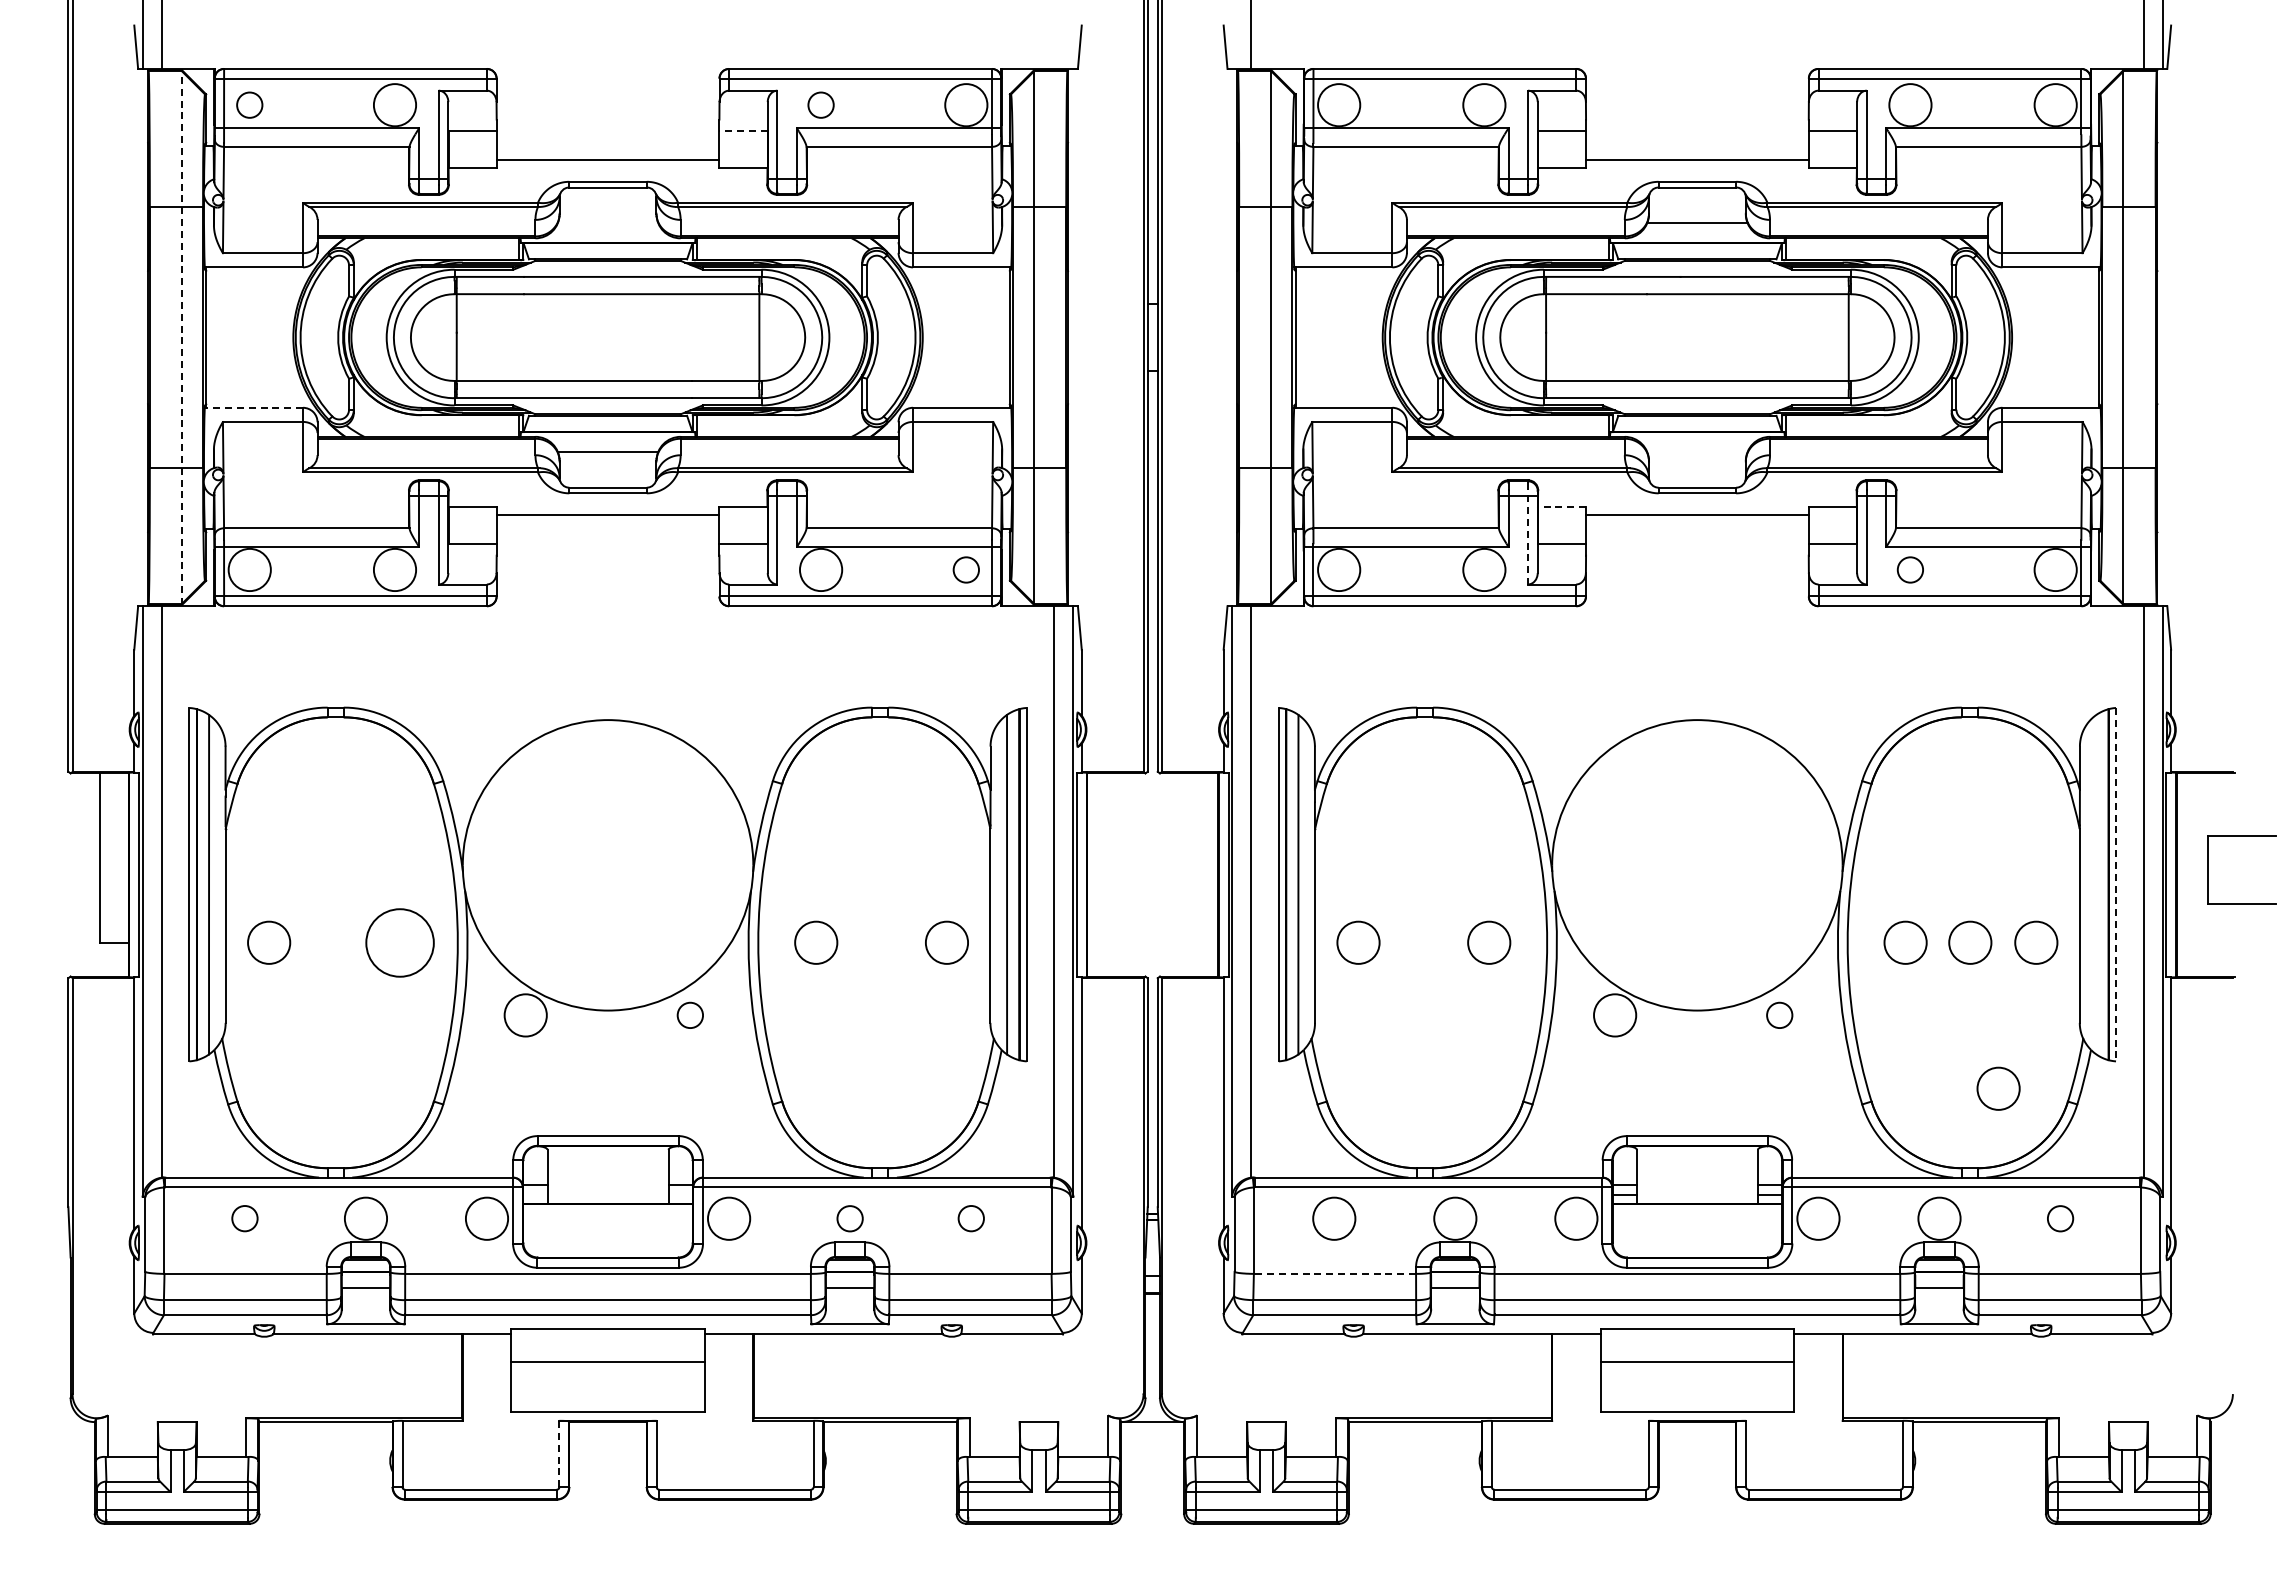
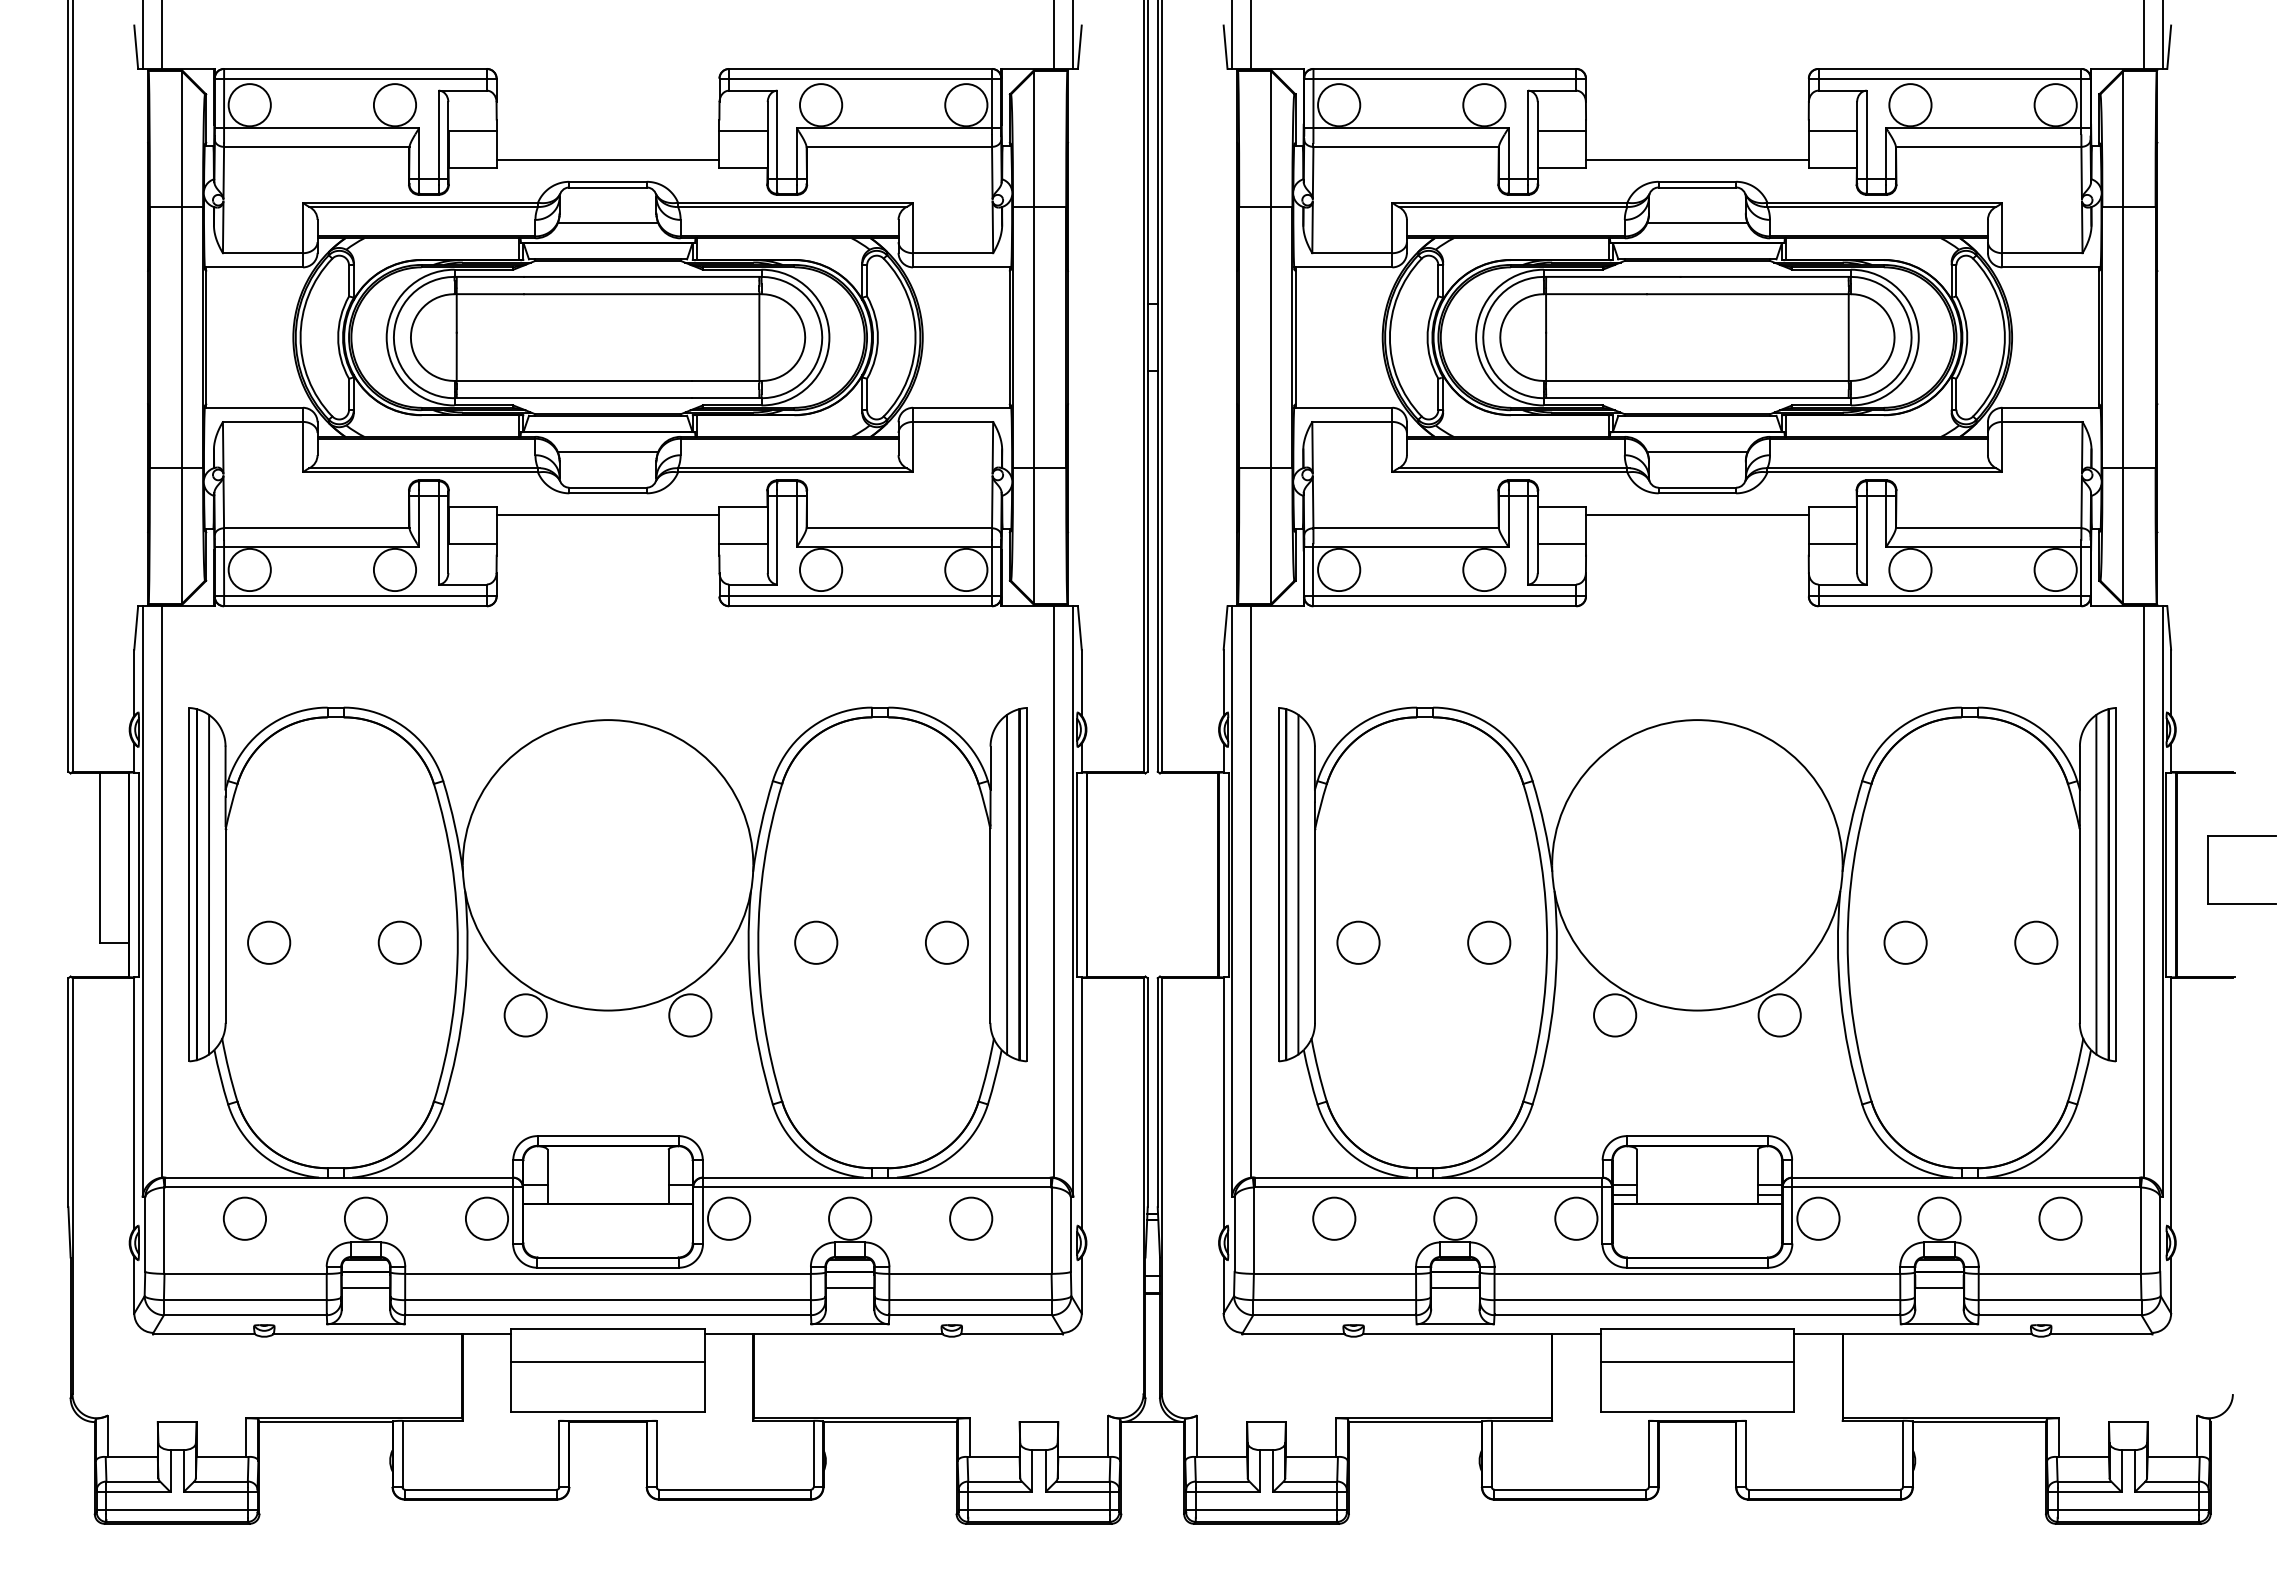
line: none -> present (1054, 35)
line: none -> present (1073, 35)
line: none -> present (1232, 35)
circle diameter: 25 px -> 42 px (249, 105)
circle diameter: 25 px -> 42 px (820, 105)
line: dashed -> solid (742, 131)
line: none -> present (607, 223)
line: dashed -> solid (182, 337)
line: dashed -> solid (253, 407)
line: none -> present (1697, 451)
line: dashed -> solid (1561, 507)
line: dashed -> solid (1528, 533)
circle diameter: 25 px -> 42 px (966, 569)
circle diameter: 25 px -> 42 px (1910, 569)
line: none -> present (2096, 884)
line: dashed -> solid (2116, 884)
circle size: 70x70 px -> 45x45 px (399, 942)
circle: present -> none (1970, 942)
circle diameter: 25 px -> 42 px (690, 1015)
circle diameter: 25 px -> 42 px (1779, 1015)
circle: present -> none (1998, 1088)
circle size: 28x28 px -> 44x45 px (244, 1218)
circle diameter: 25 px -> 42 px (850, 1218)
circle size: 28x28 px -> 45x45 px (971, 1218)
circle diameter: 25 px -> 42 px (2060, 1218)
line: dashed -> solid (1334, 1273)
line: dashed -> solid (559, 1453)
